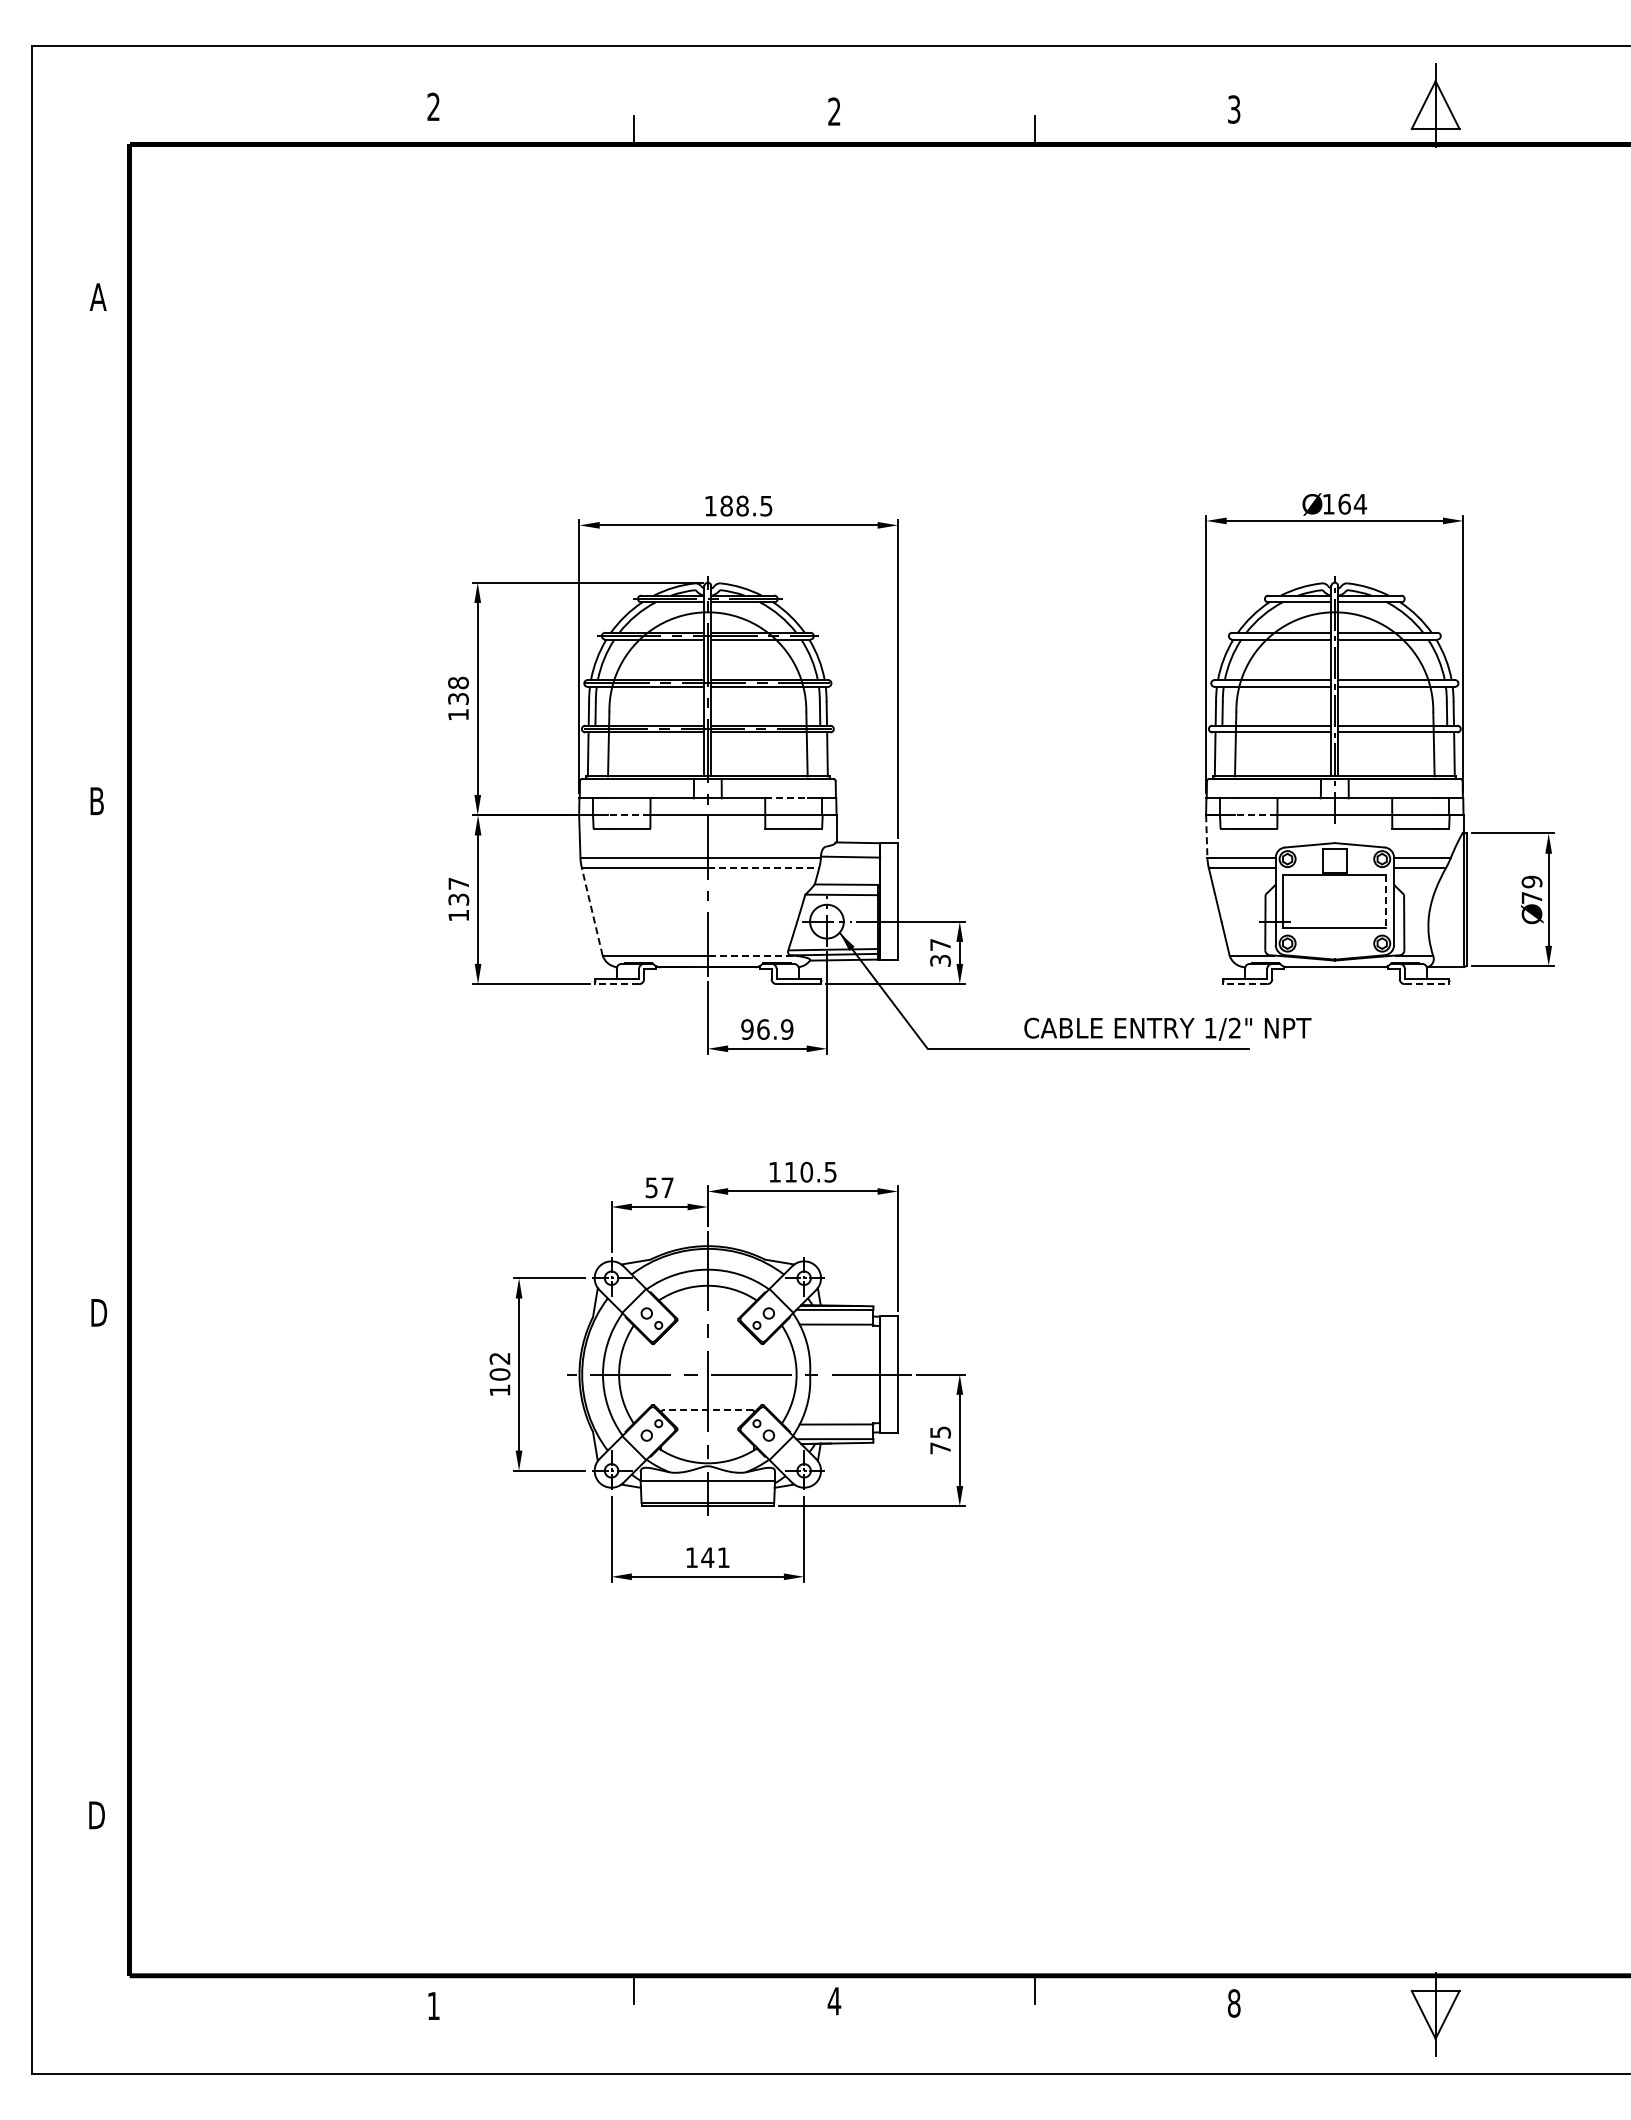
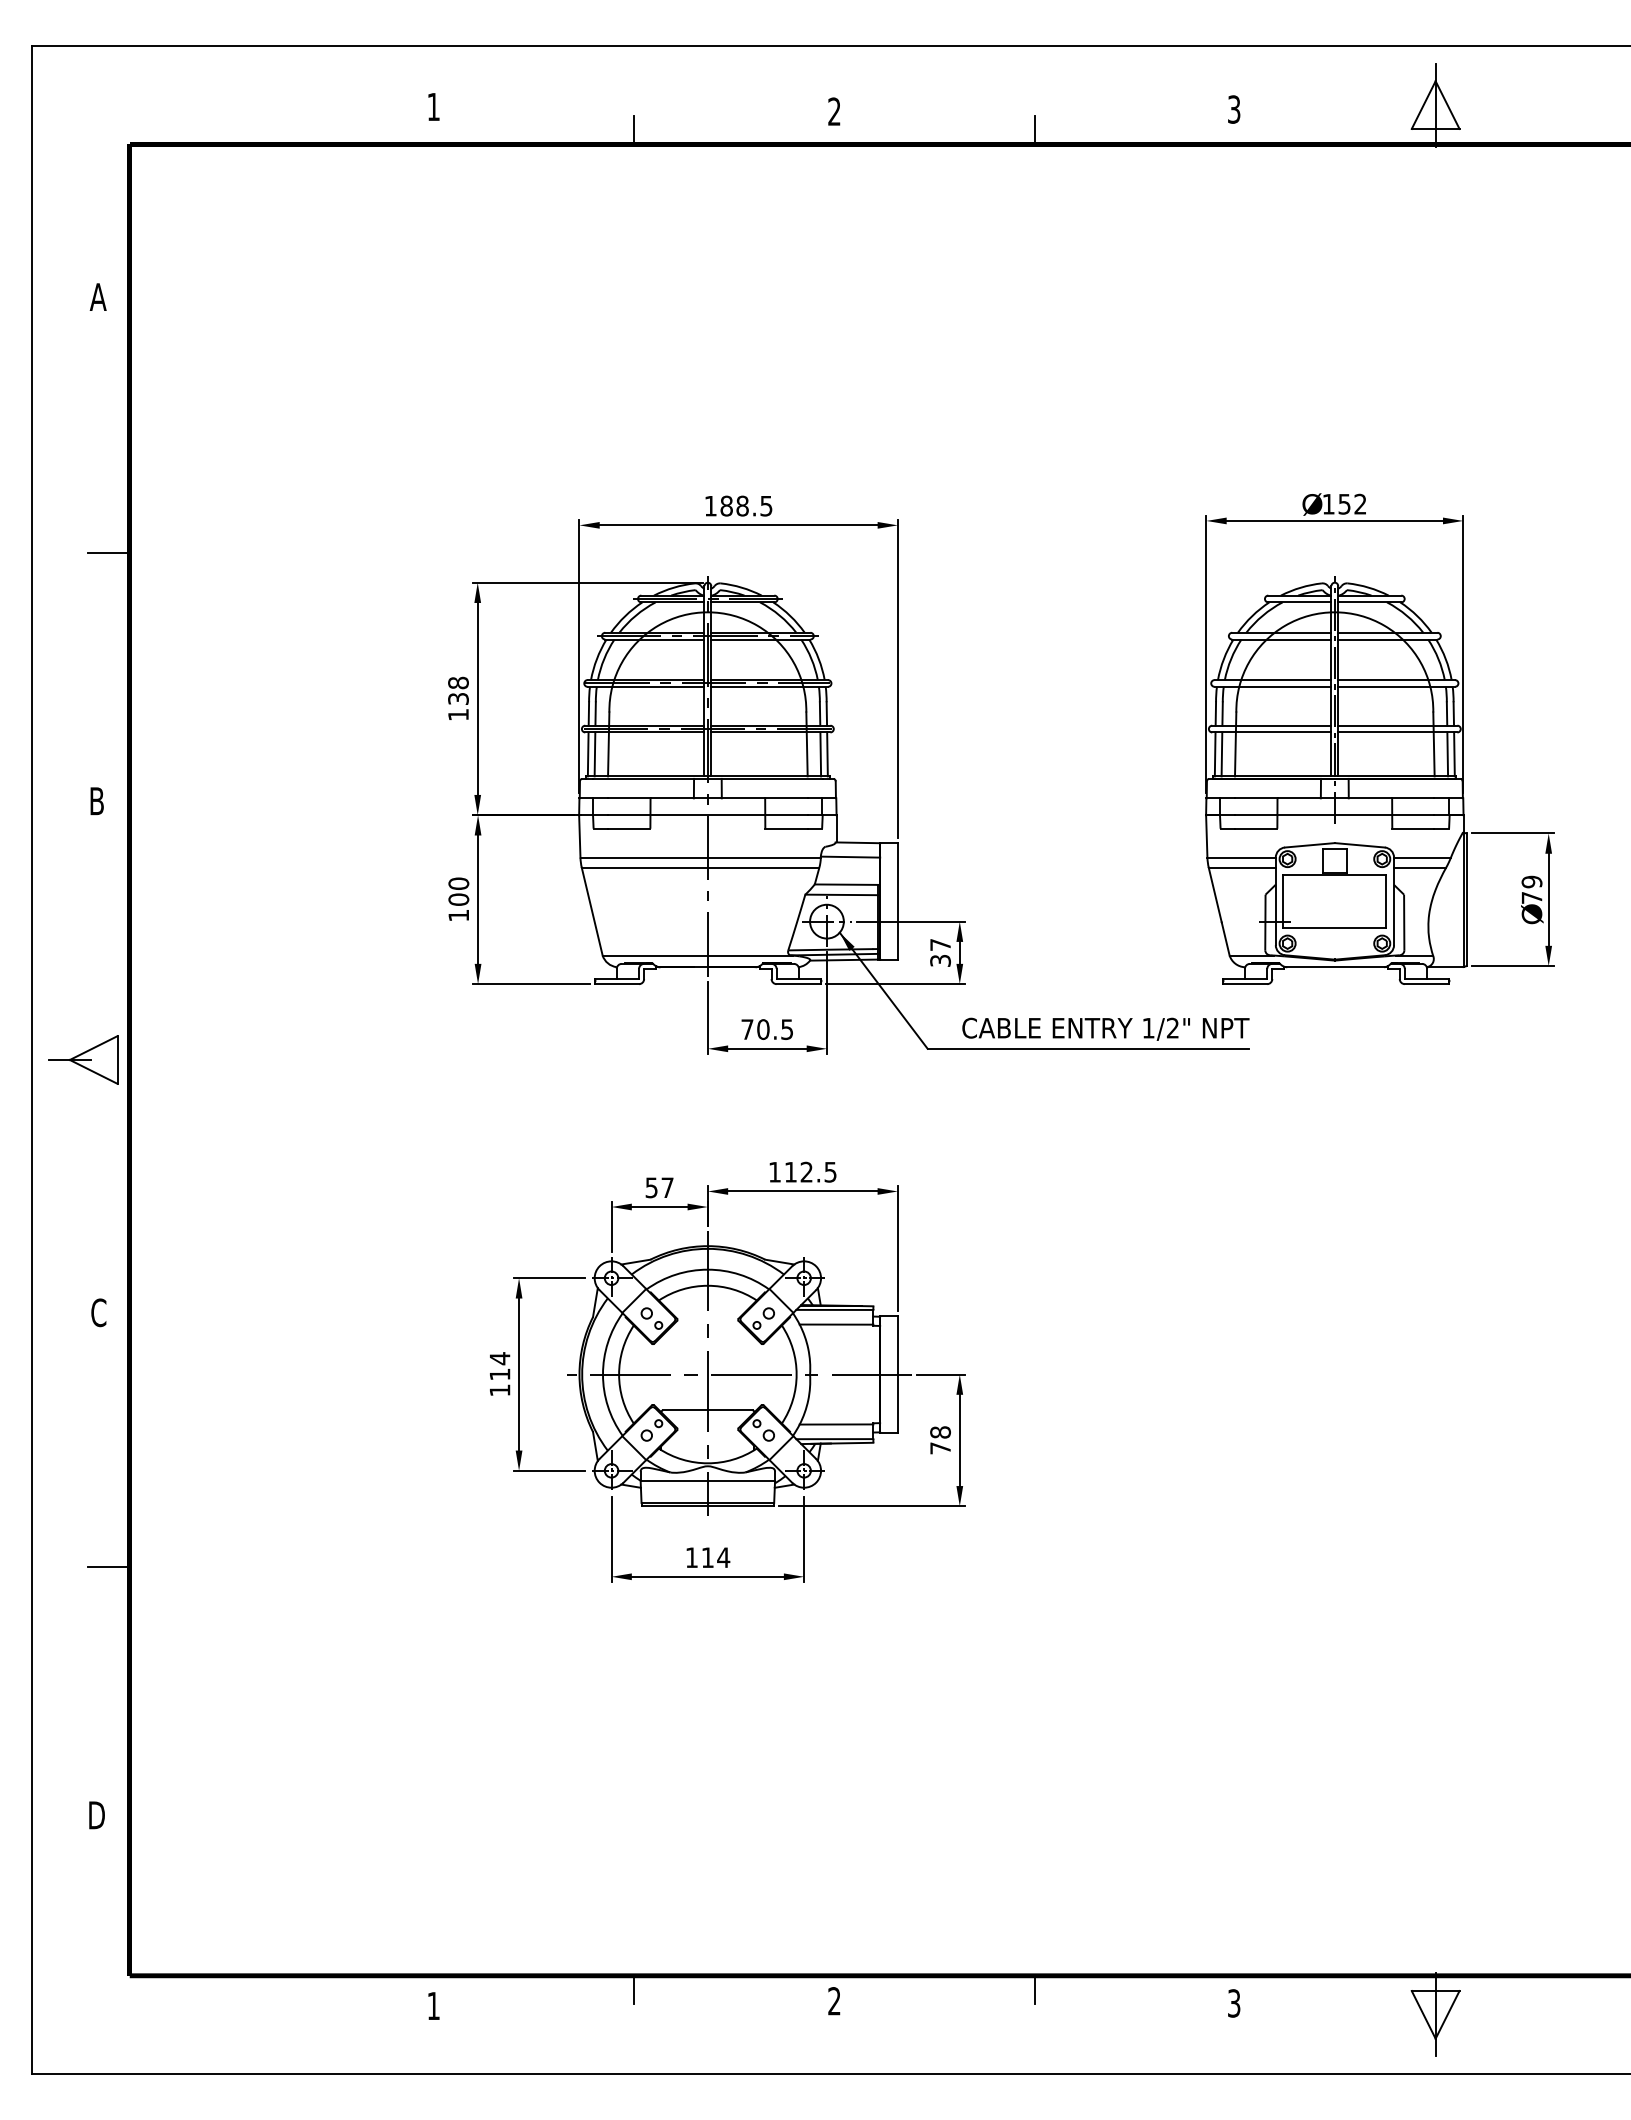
text: 2 -> 1 (433, 106)
text: 164 -> 152 (1352, 503)
line: none -> present (108, 553)
line: none -> present (594, 754)
line: none -> present (820, 754)
line: none -> present (1221, 754)
line: none -> present (1447, 754)
line: dashed -> solid (786, 798)
line: dashed -> solid (628, 815)
line: dashed -> solid (1255, 815)
line: dashed -> solid (1206, 836)
line: dashed -> solid (763, 867)
text: 137 -> 100 (458, 891)
line: dashed -> solid (1386, 901)
line: dashed -> solid (592, 911)
line: dashed -> solid (750, 955)
line: dashed -> solid (616, 984)
line: dashed -> solid (1244, 984)
line: dashed -> solid (1427, 984)
text position: (1167, 1028) -> (1105, 1028) (1105, 1028)
text: 96.9 -> 70.5 (767, 1029)
part: none -> present (83, 1059)
text: 110.5 -> 112.5 (806, 1171)
text: D -> C (99, 1312)
text: 102 -> 114 (499, 1366)
line: dashed -> solid (707, 1410)
text: 75 -> 78 (940, 1432)
text: 141 -> 114 (715, 1557)
line: none -> present (108, 1566)
text: 4 -> 2 (834, 2001)
text: 8 -> 3 (1233, 2003)
